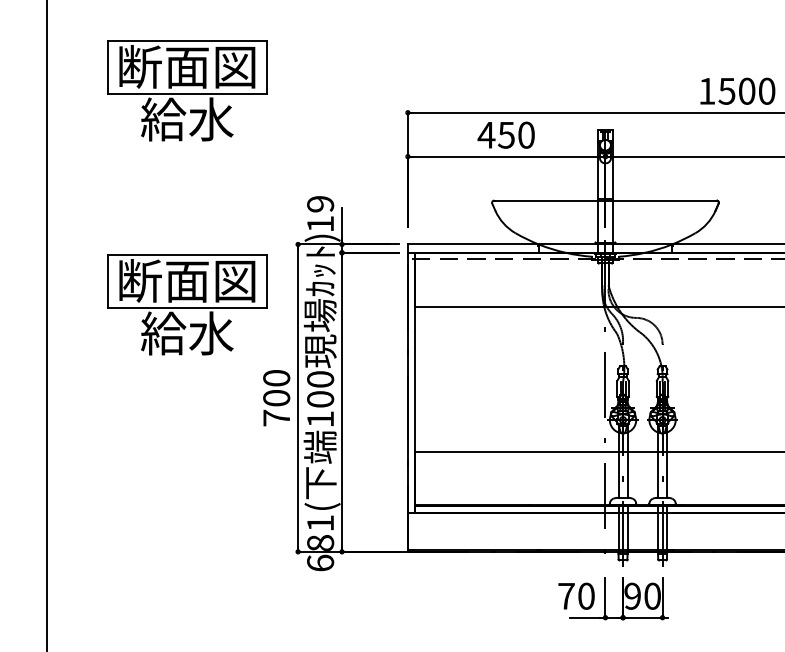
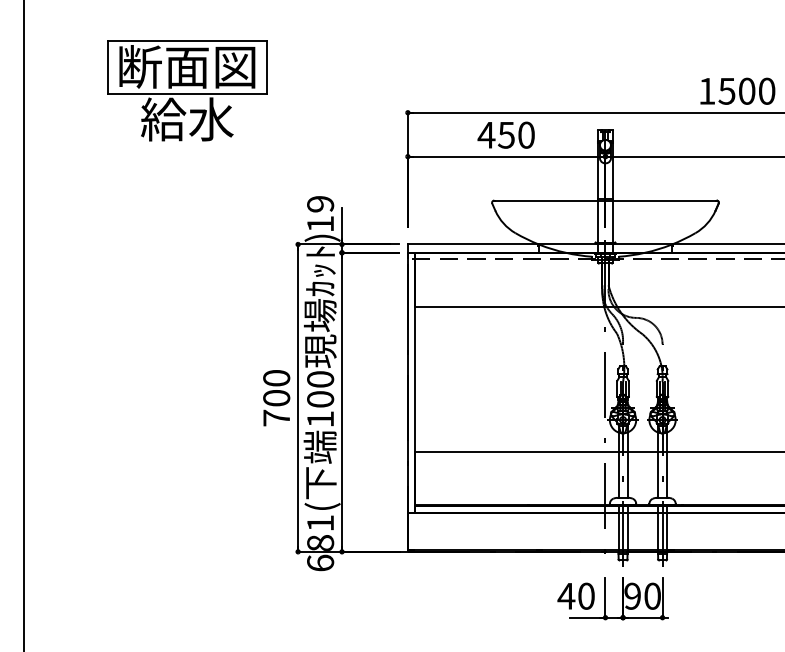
part: present -> none (187, 304)
line position: (46, 325) -> (23, 325) (23, 325)
text: 70 -> 40 (566, 596)
